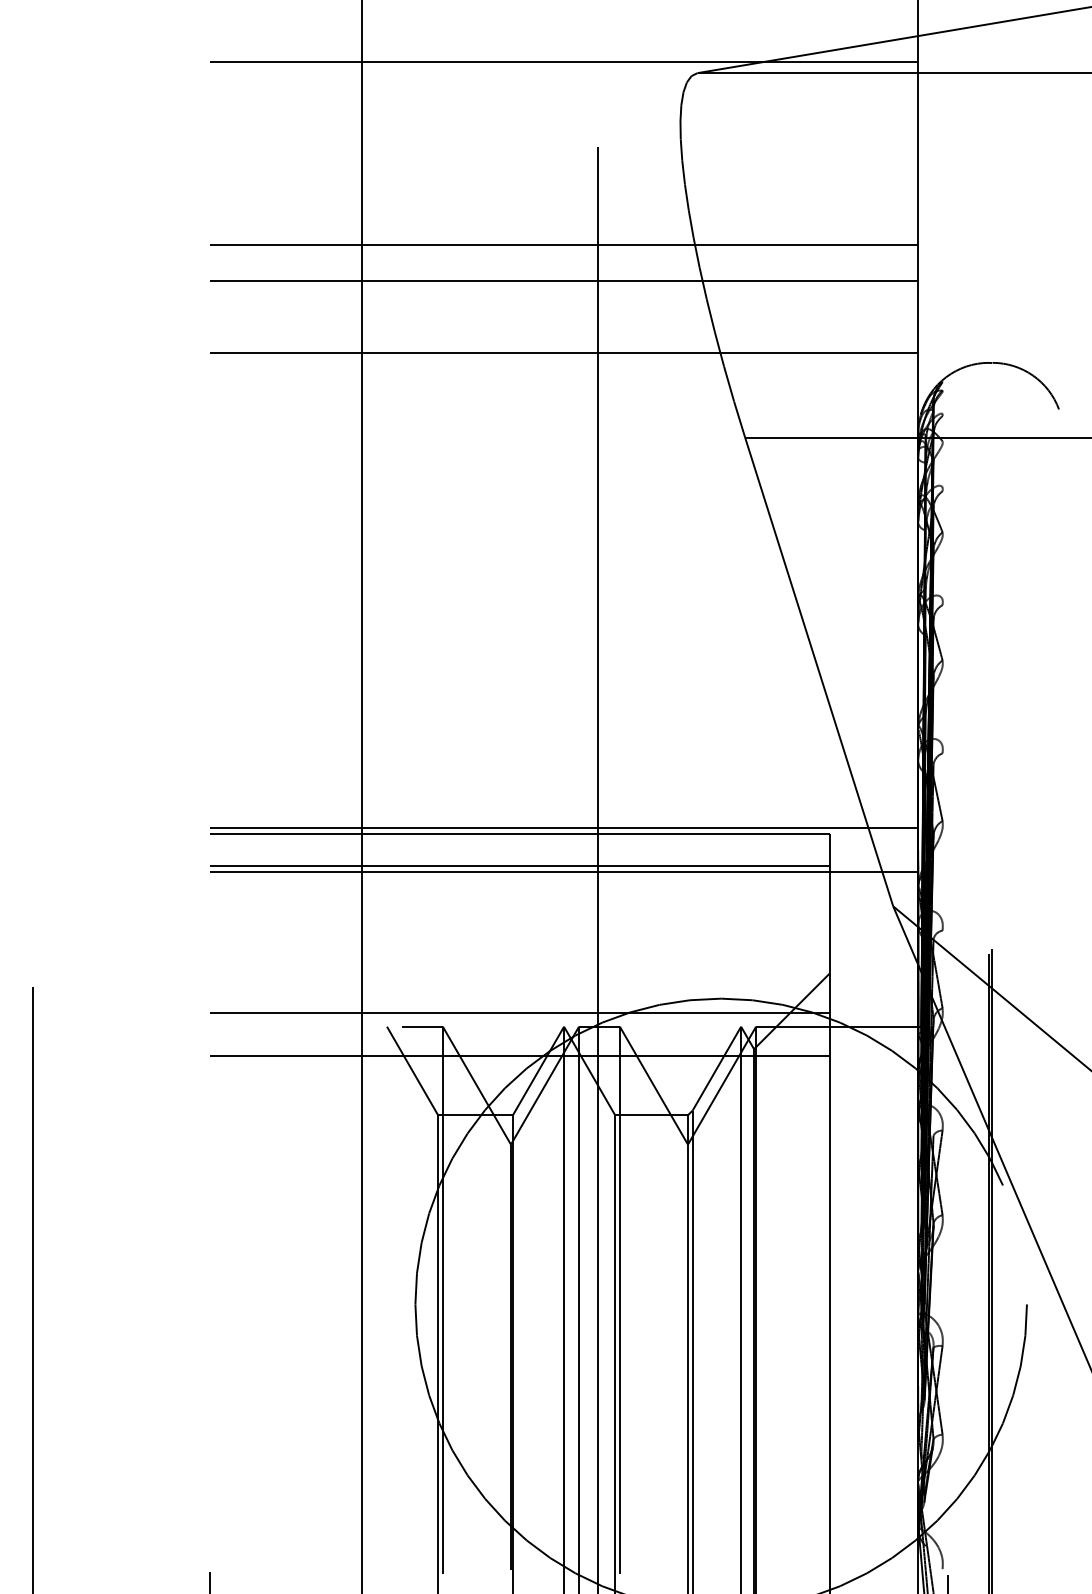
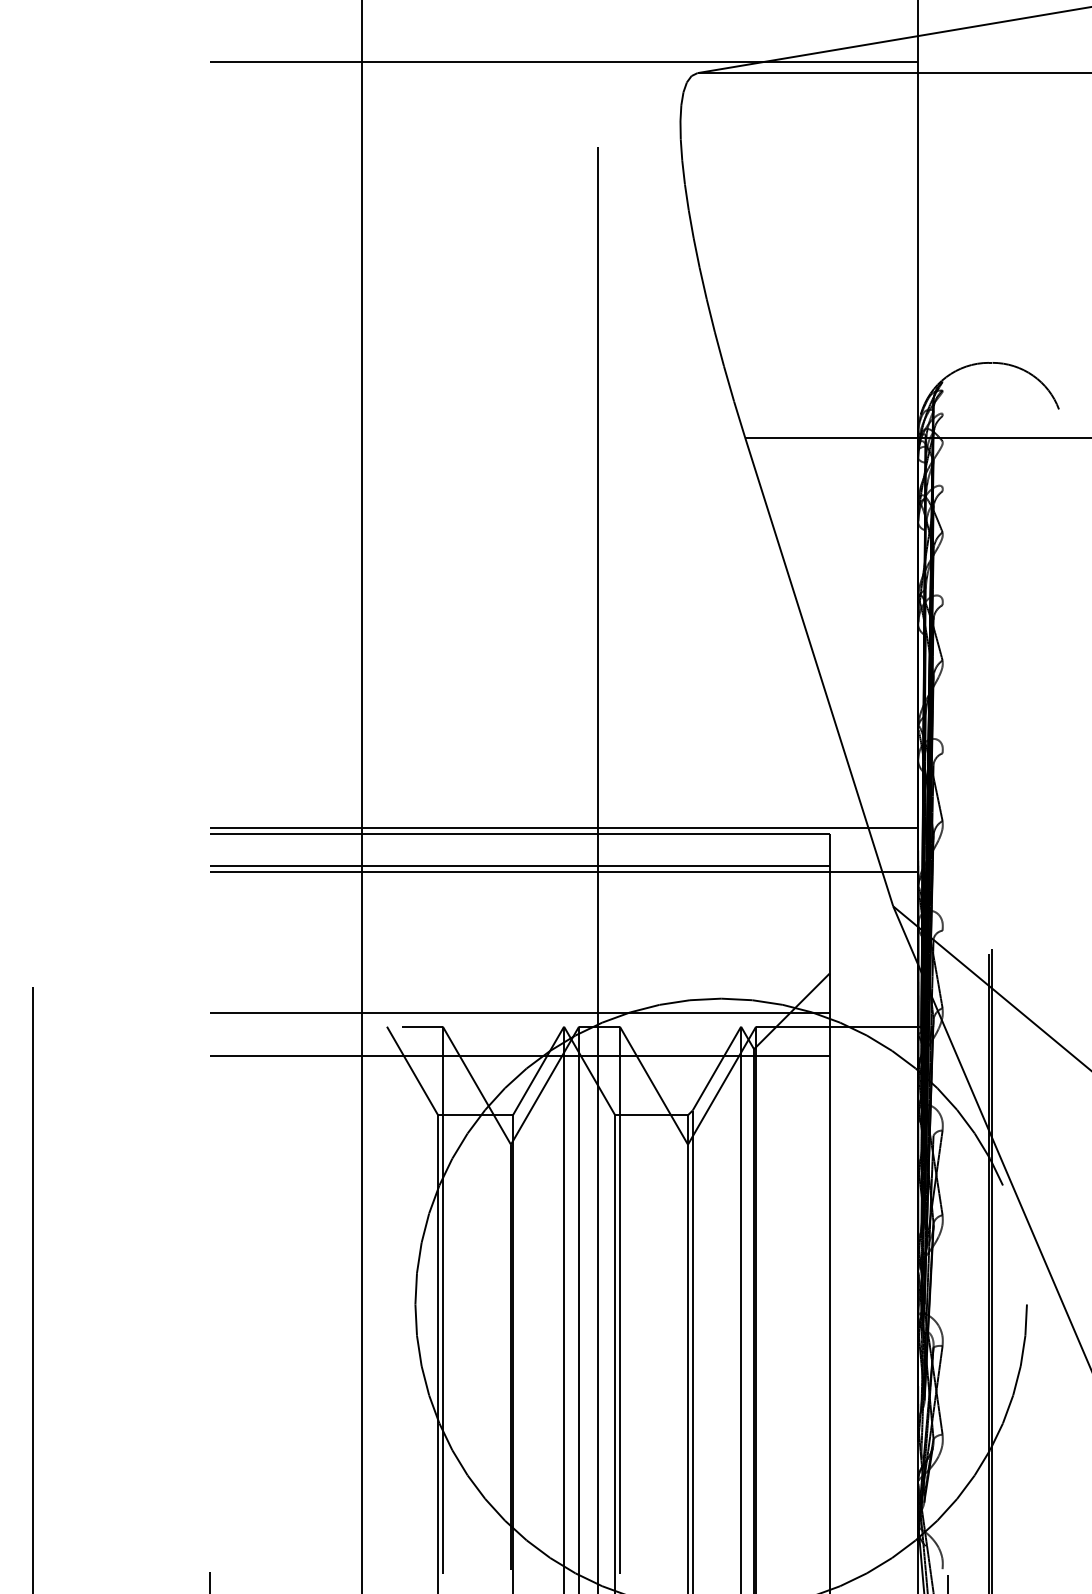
line: present -> none (564, 245)
line: present -> none (564, 281)
line: present -> none (564, 353)
